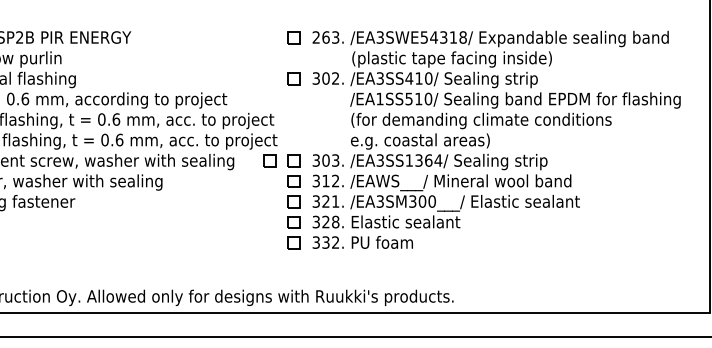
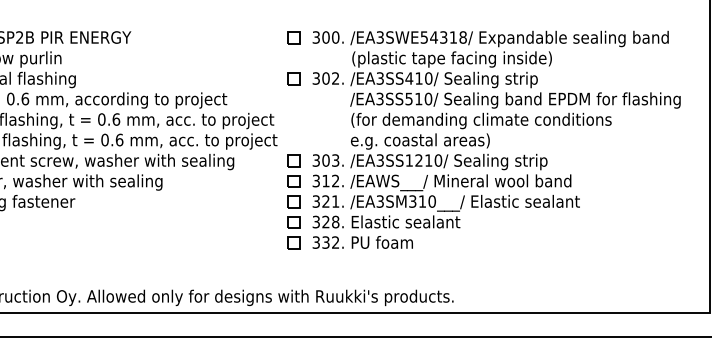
text: 263. -> 300. (325, 37)
text: /EA1SS510/ -> /EA3SS510/ (379, 98)
part: present -> none (269, 160)
text: /EA3SS1364/ -> /EA3SS1210/ (428, 160)
text: /EA3SM300___/ -> /EA3SM310___/ (422, 201)
